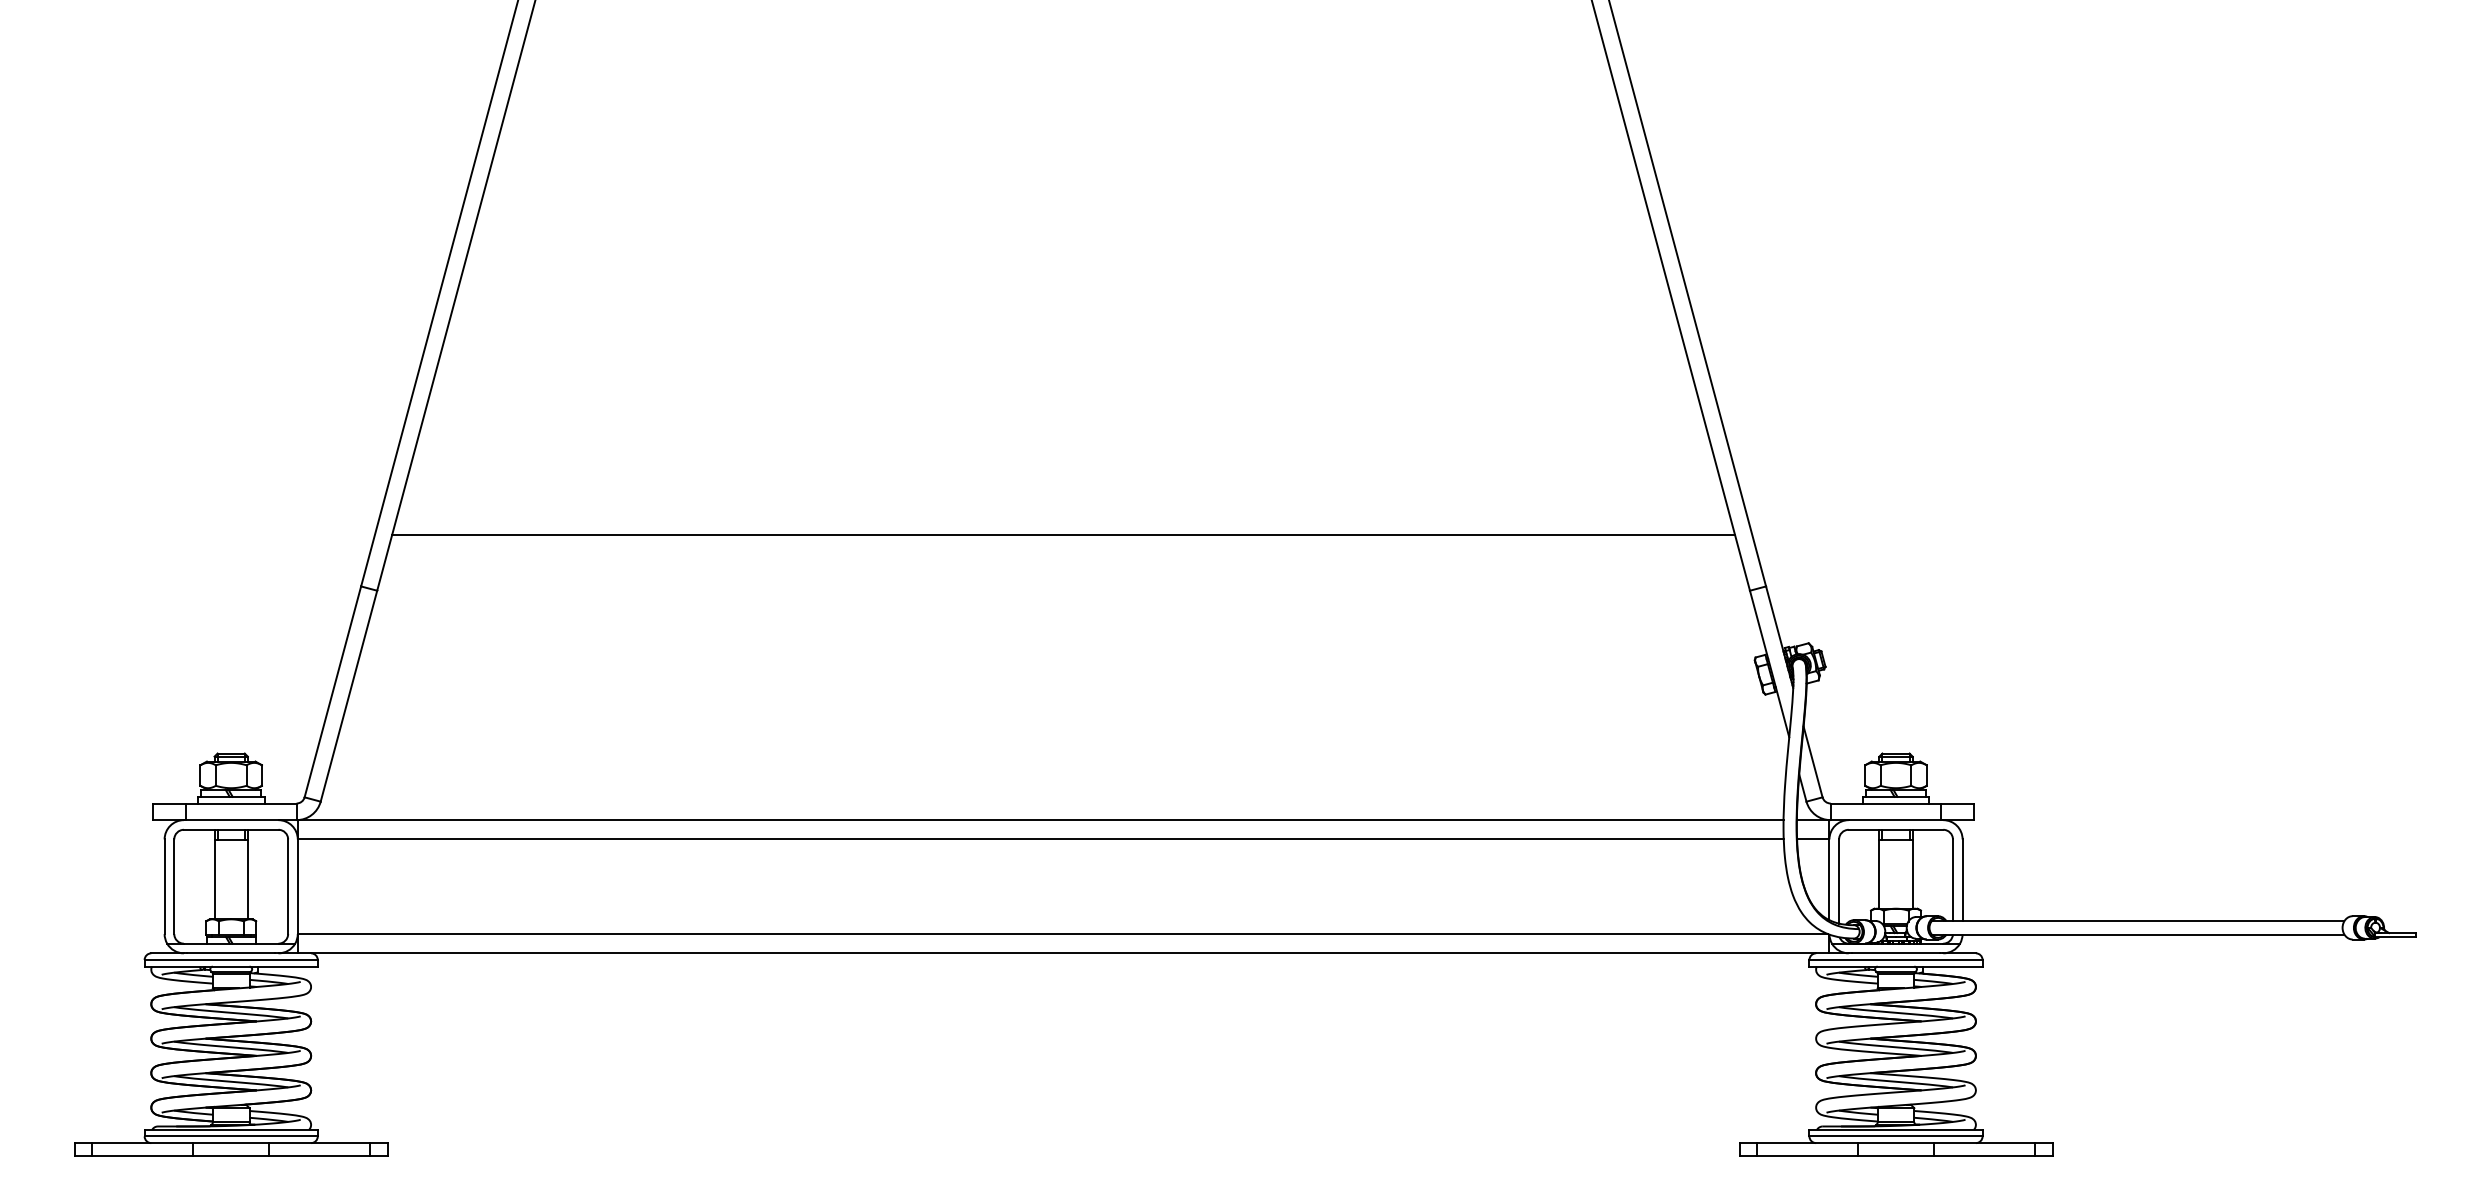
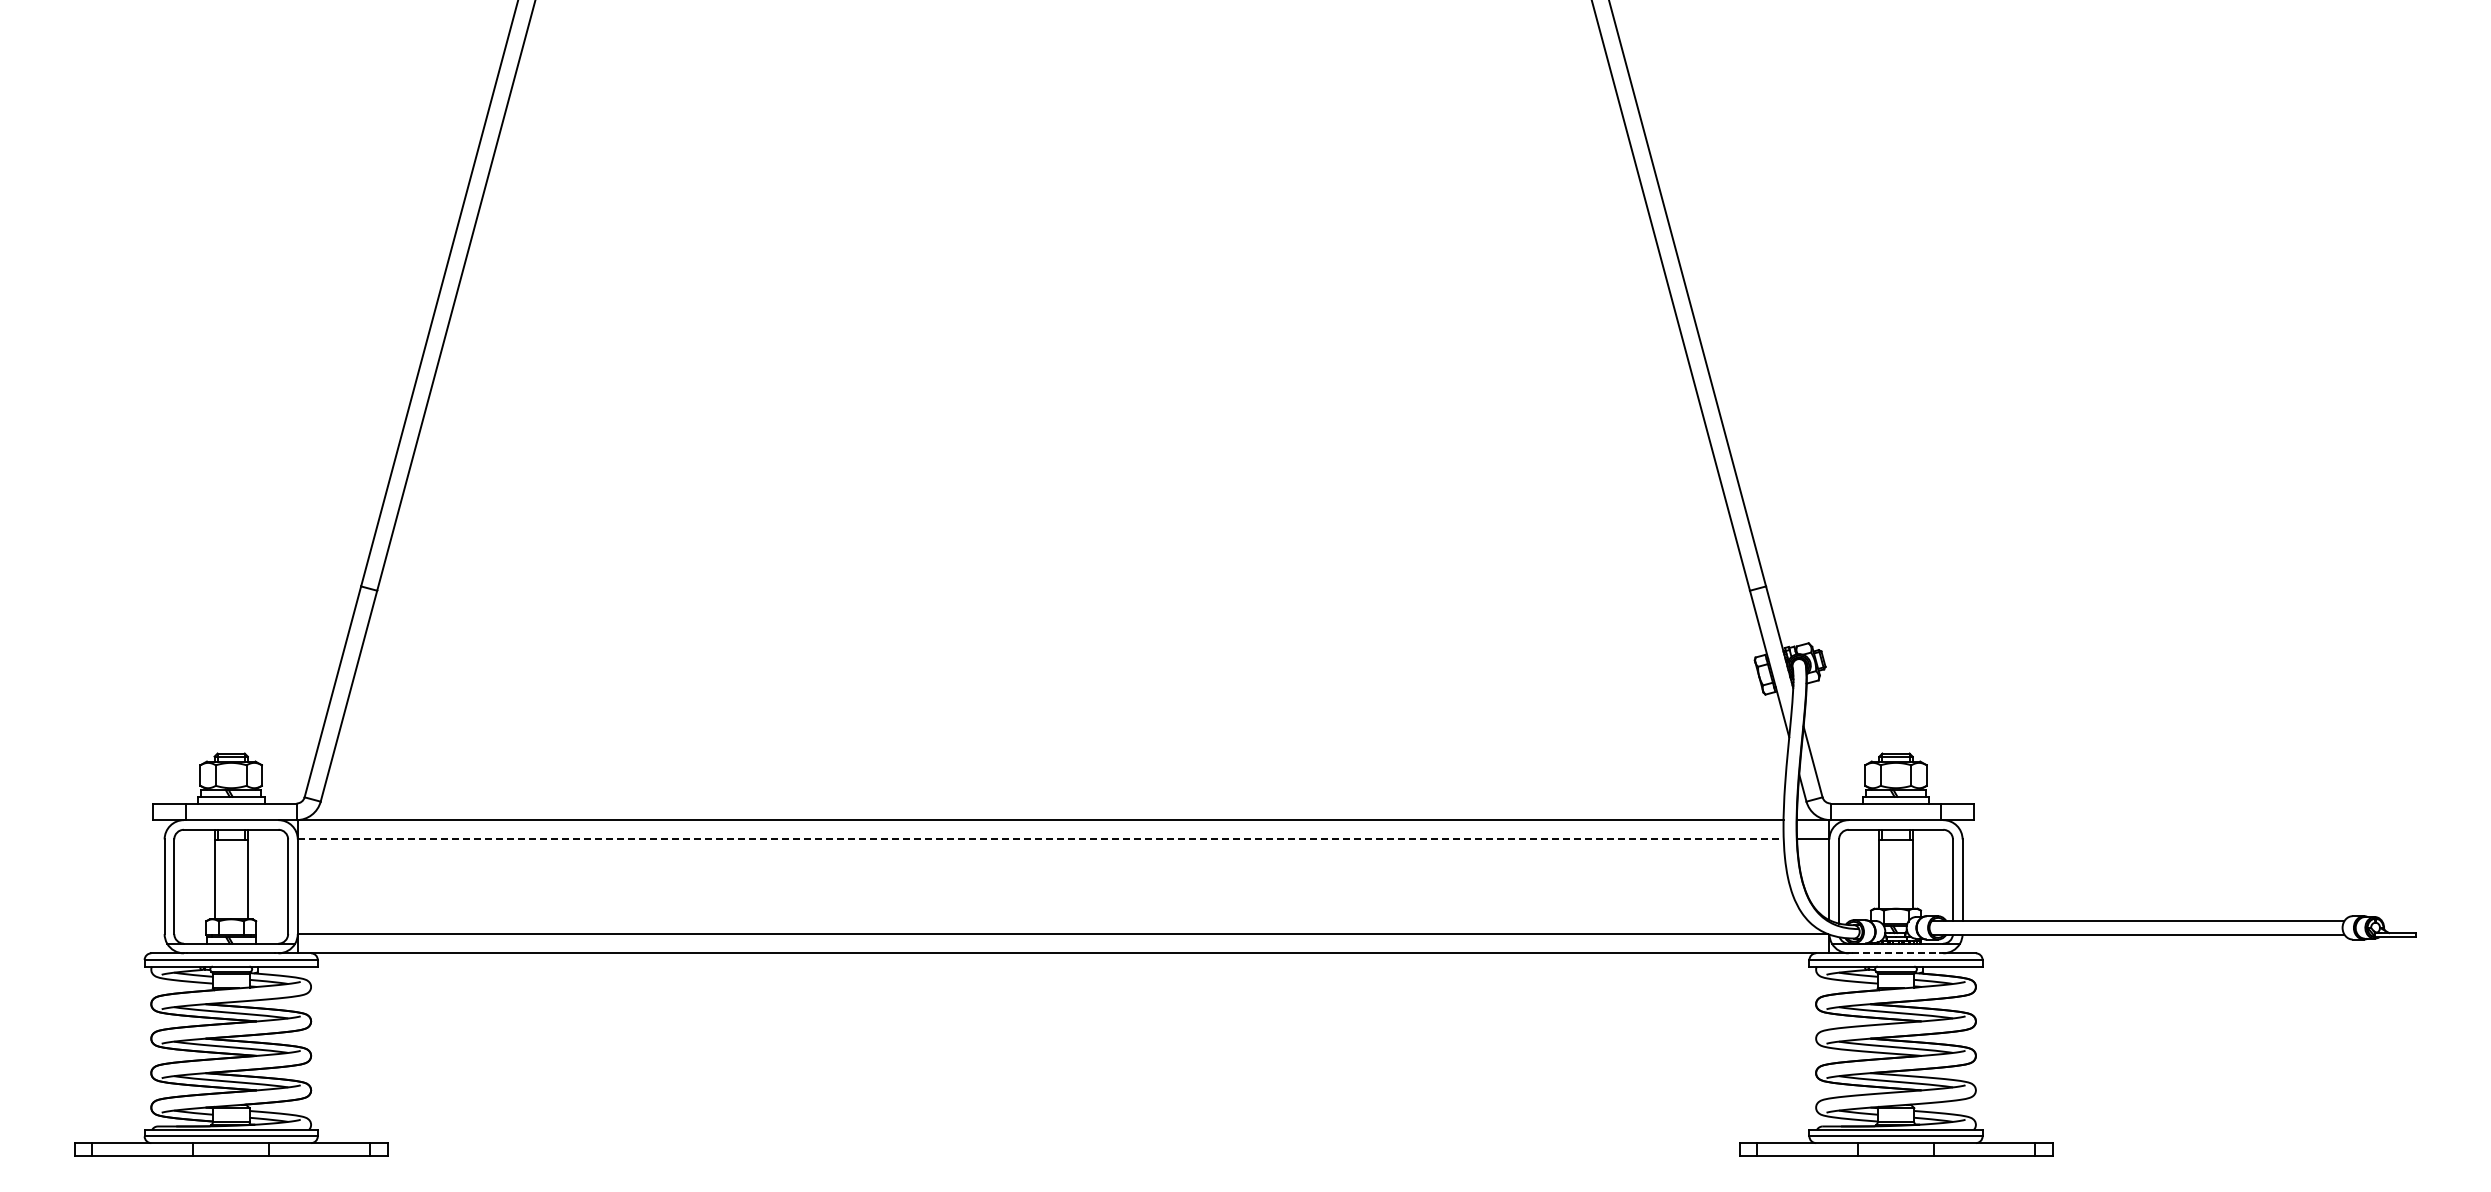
line: present -> none (1063, 535)
line: solid -> dashed (1040, 839)
line: solid -> dashed (1896, 953)
